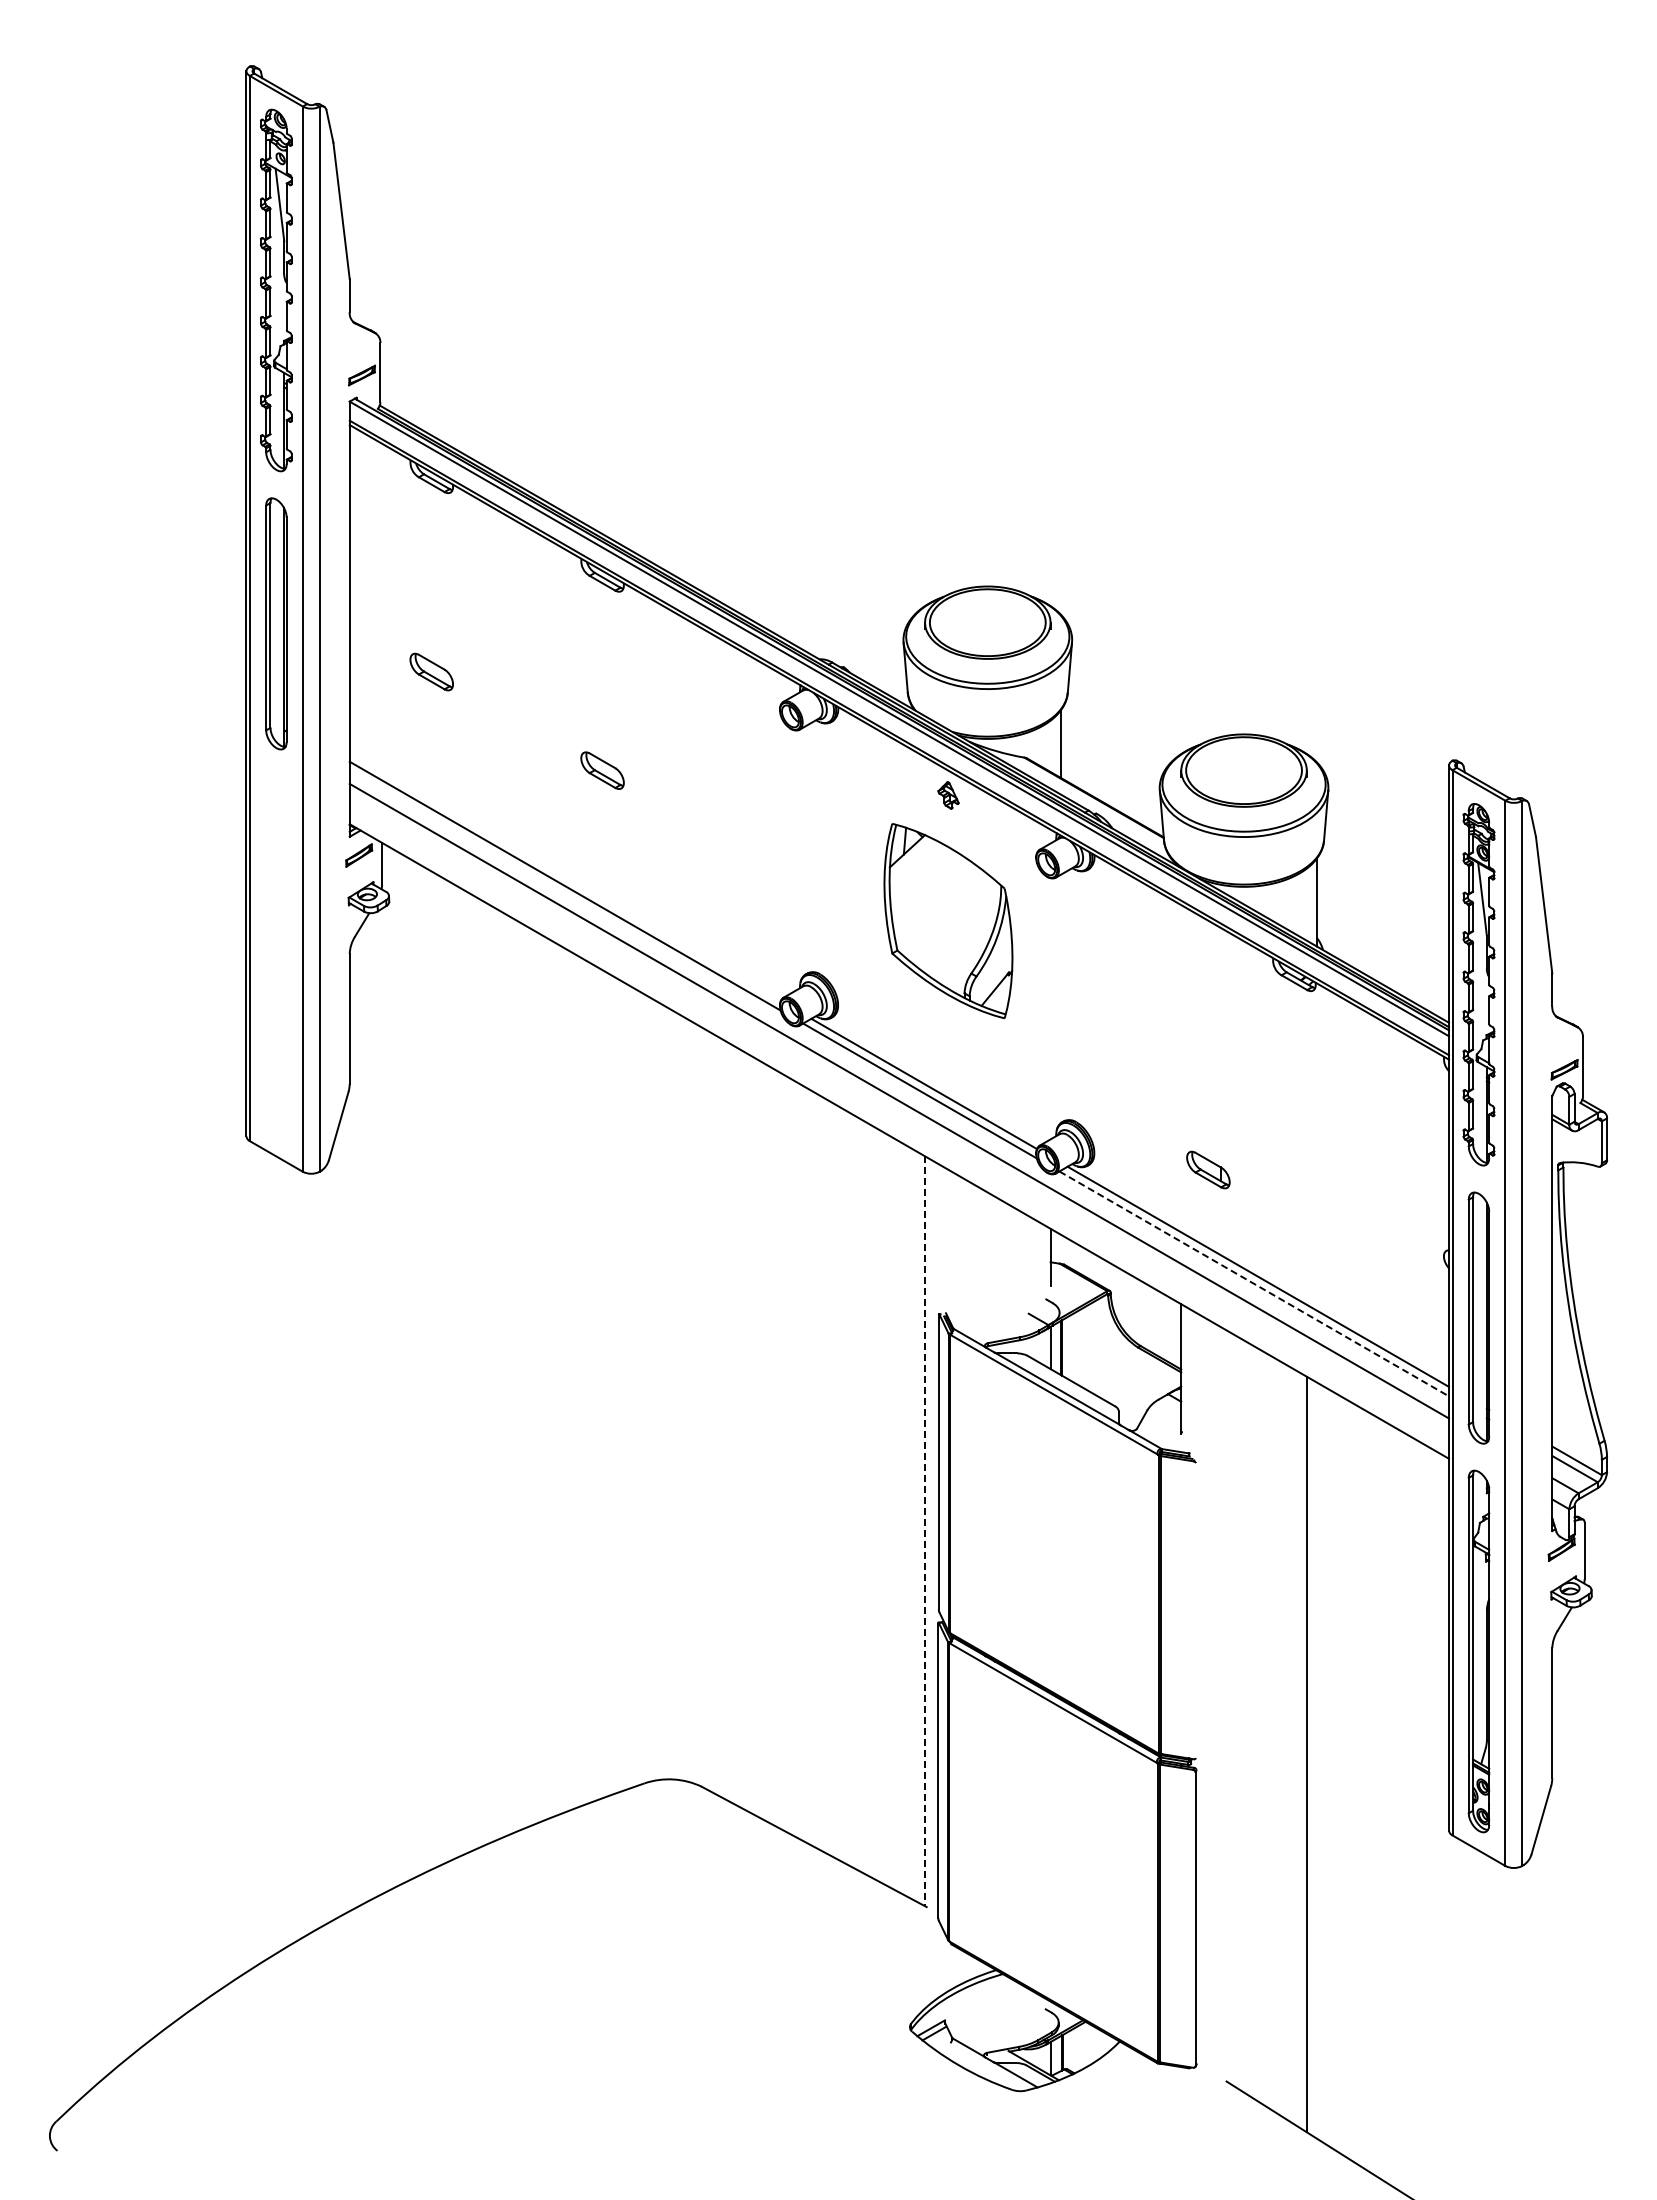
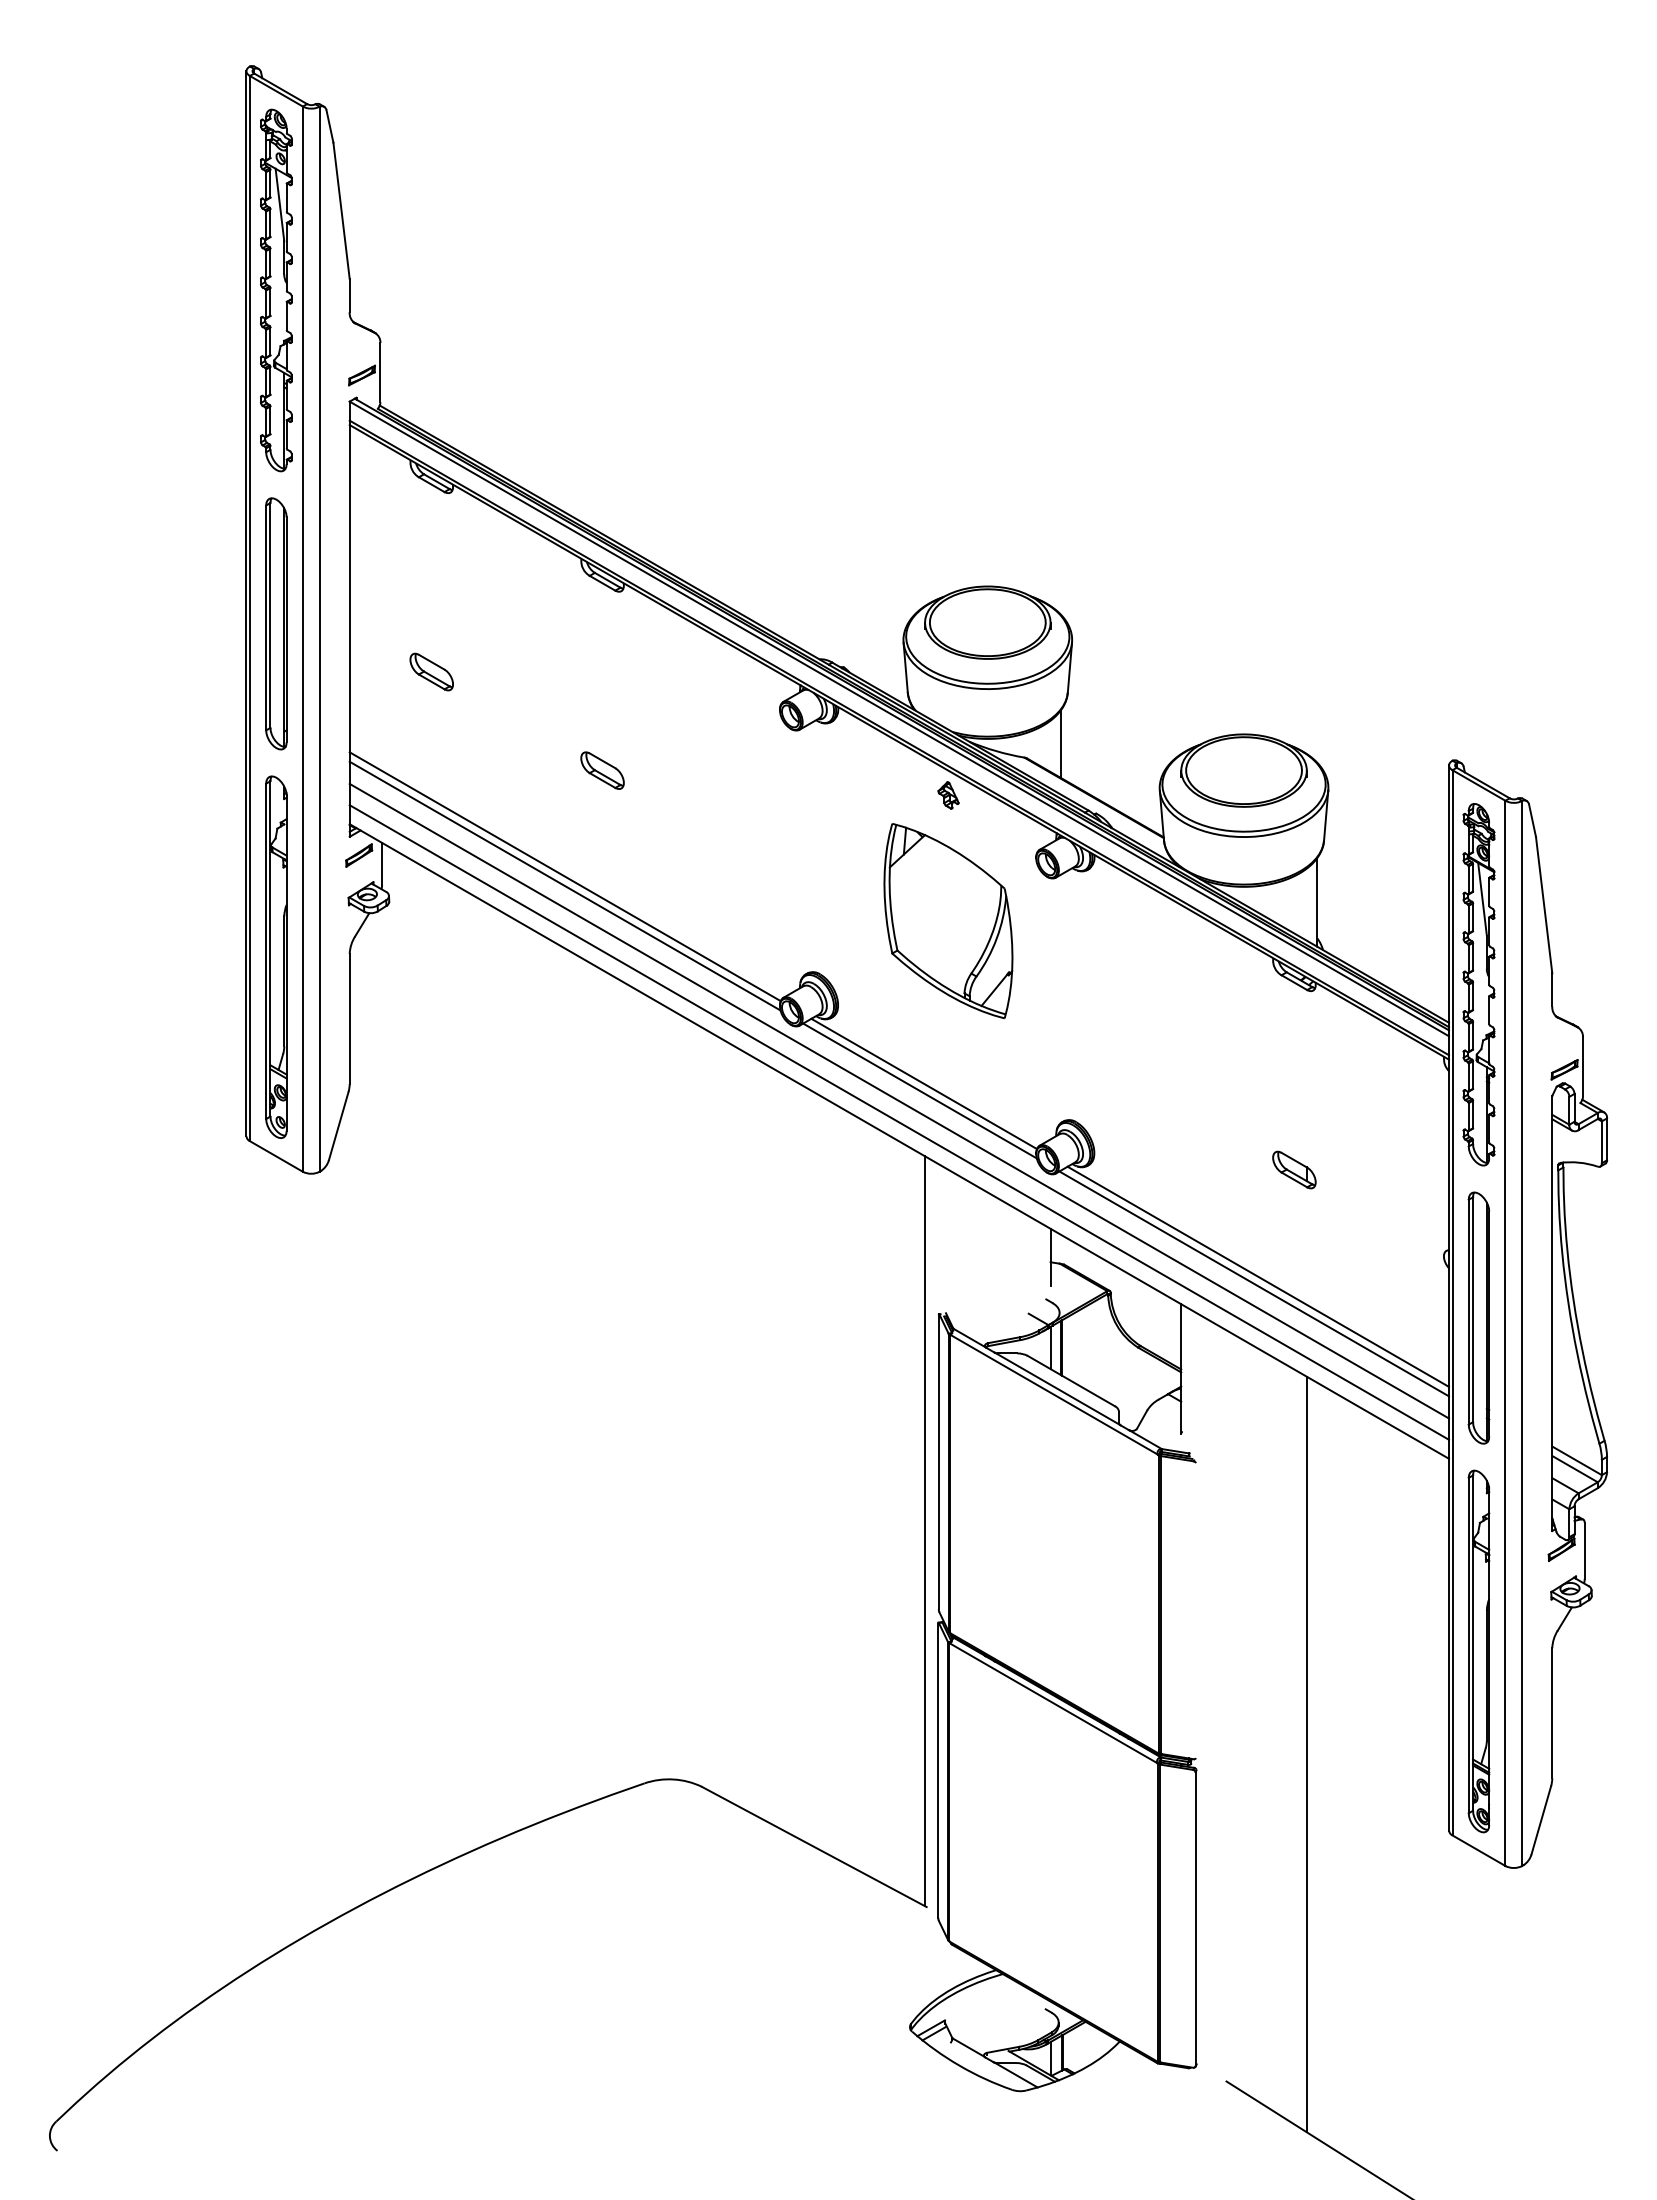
line: none -> present (564, 876)
part: none -> present (276, 956)
line: none -> present (899, 1122)
part position: (1208, 1169) -> (1294, 1169) (1294, 1169)
line: dashed -> solid (1254, 1283)
line: dashed -> solid (925, 1531)
